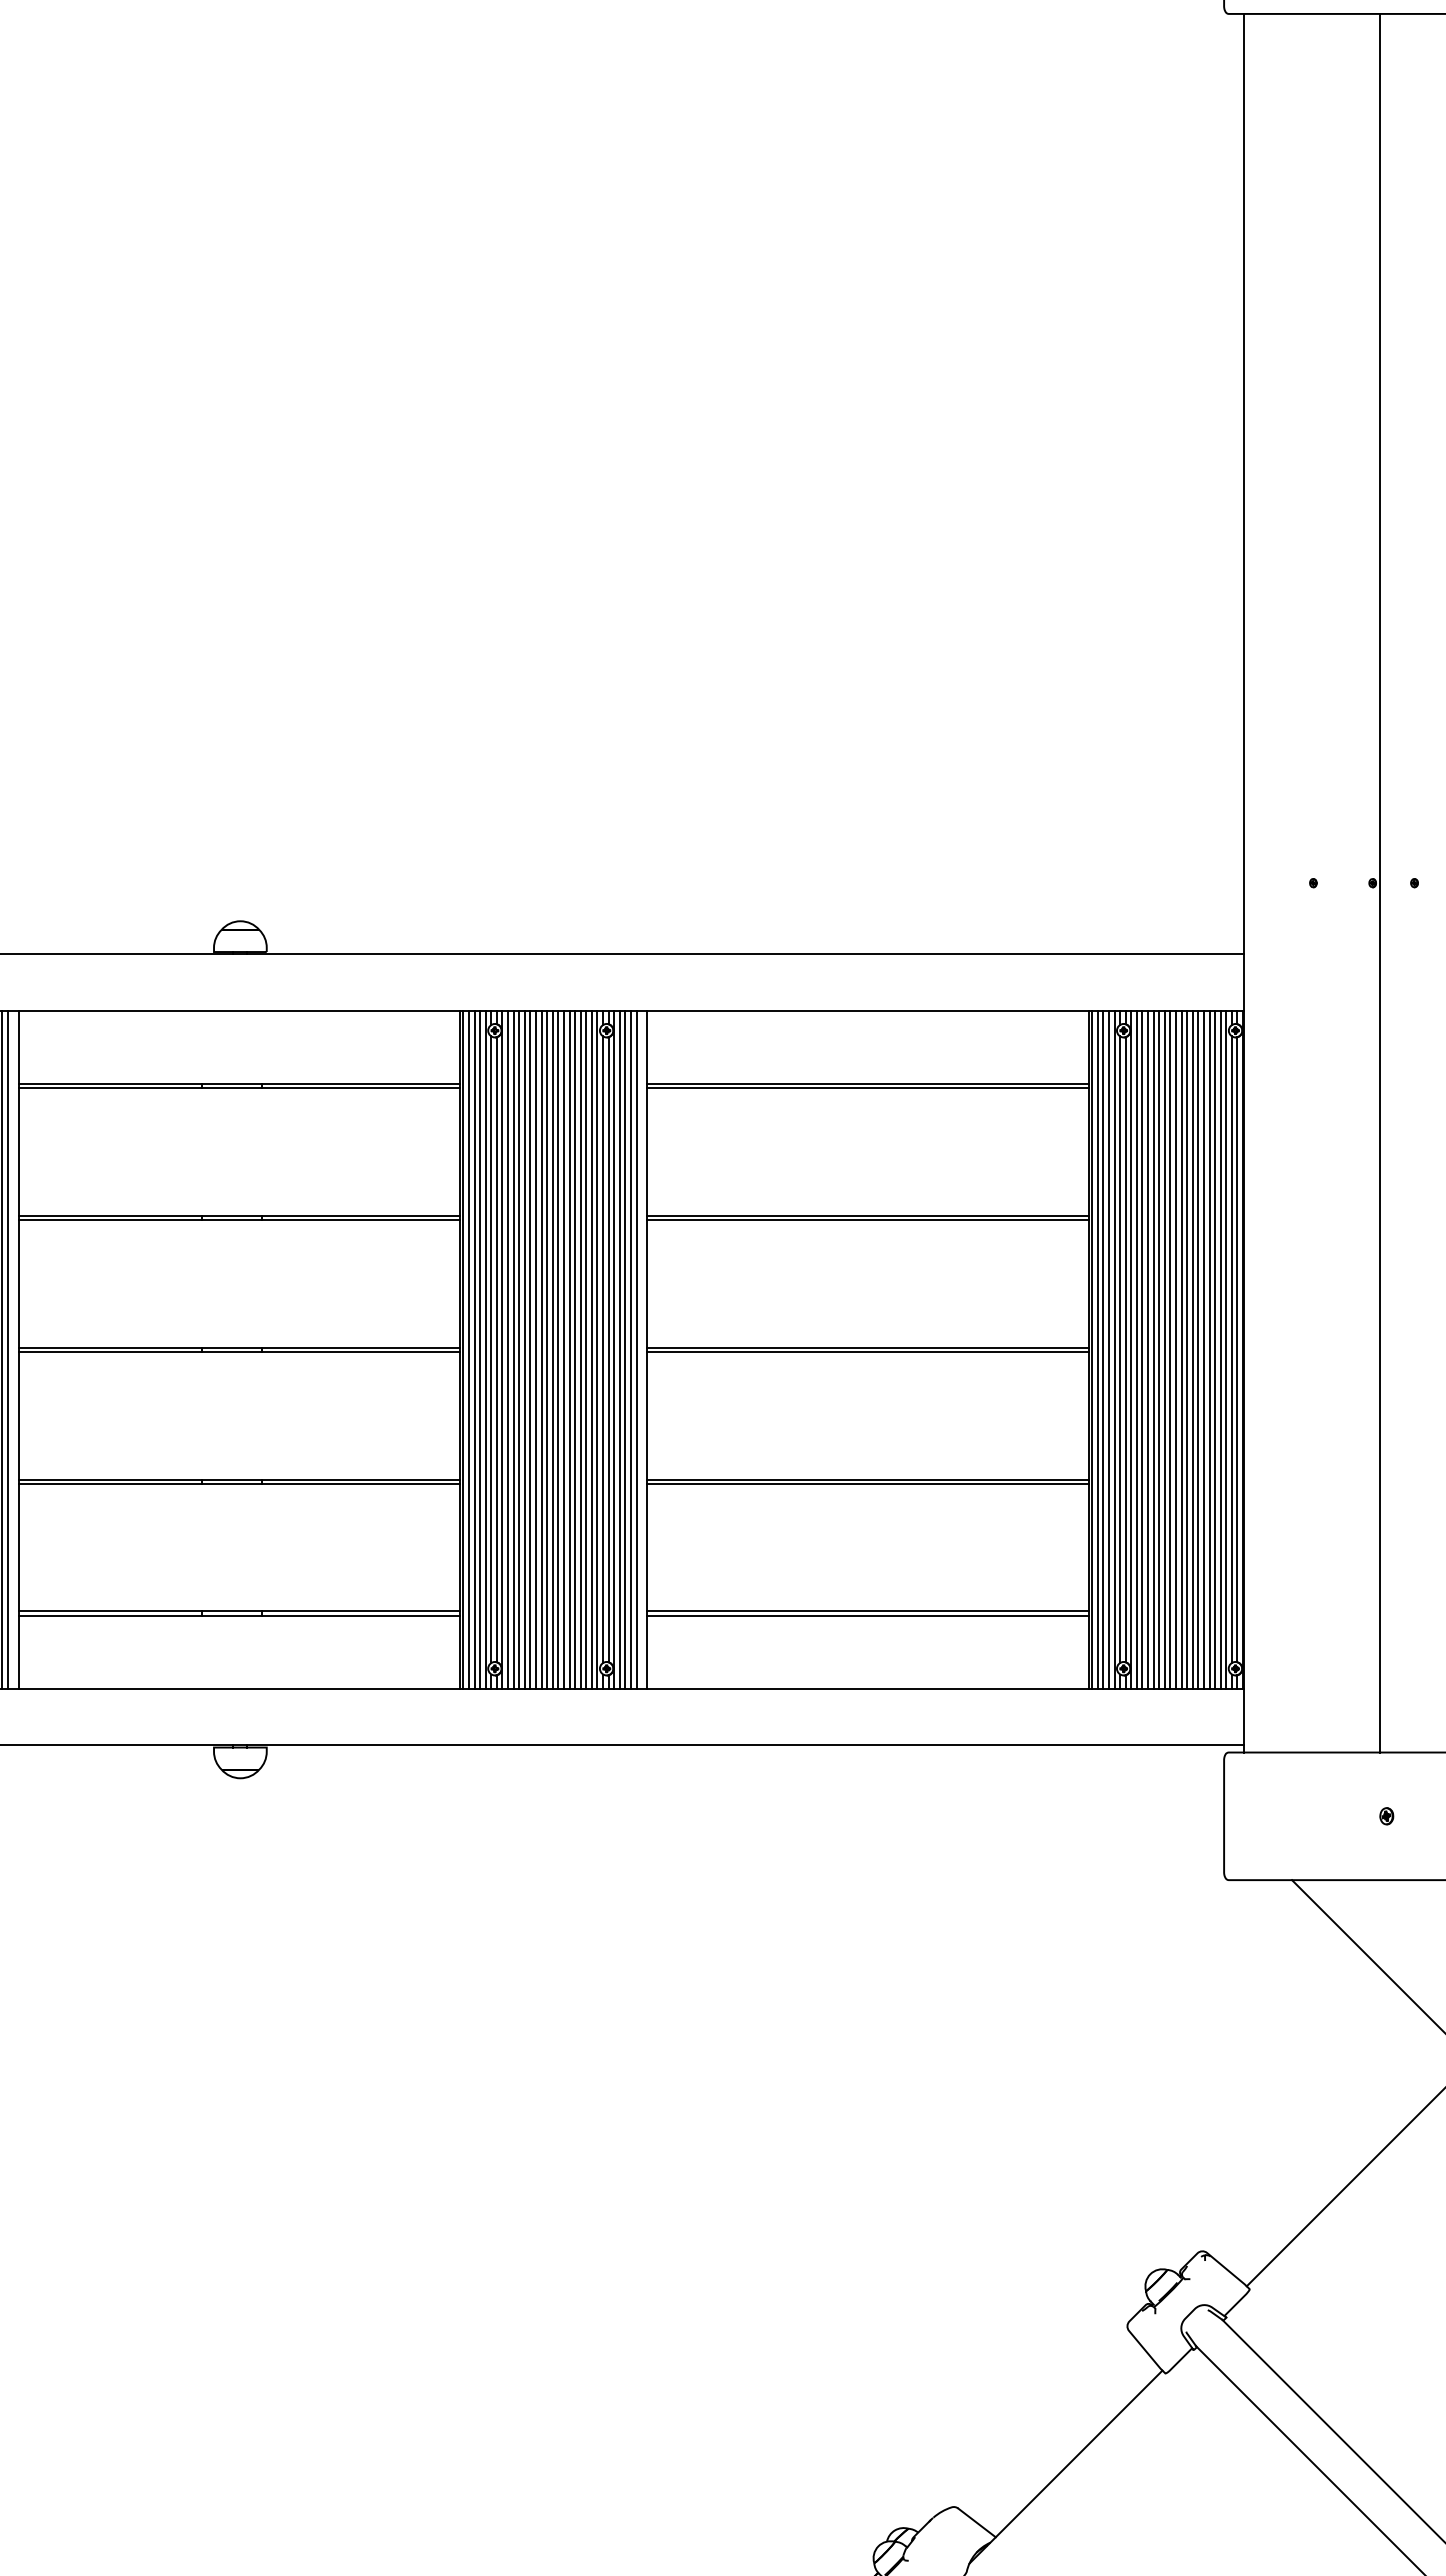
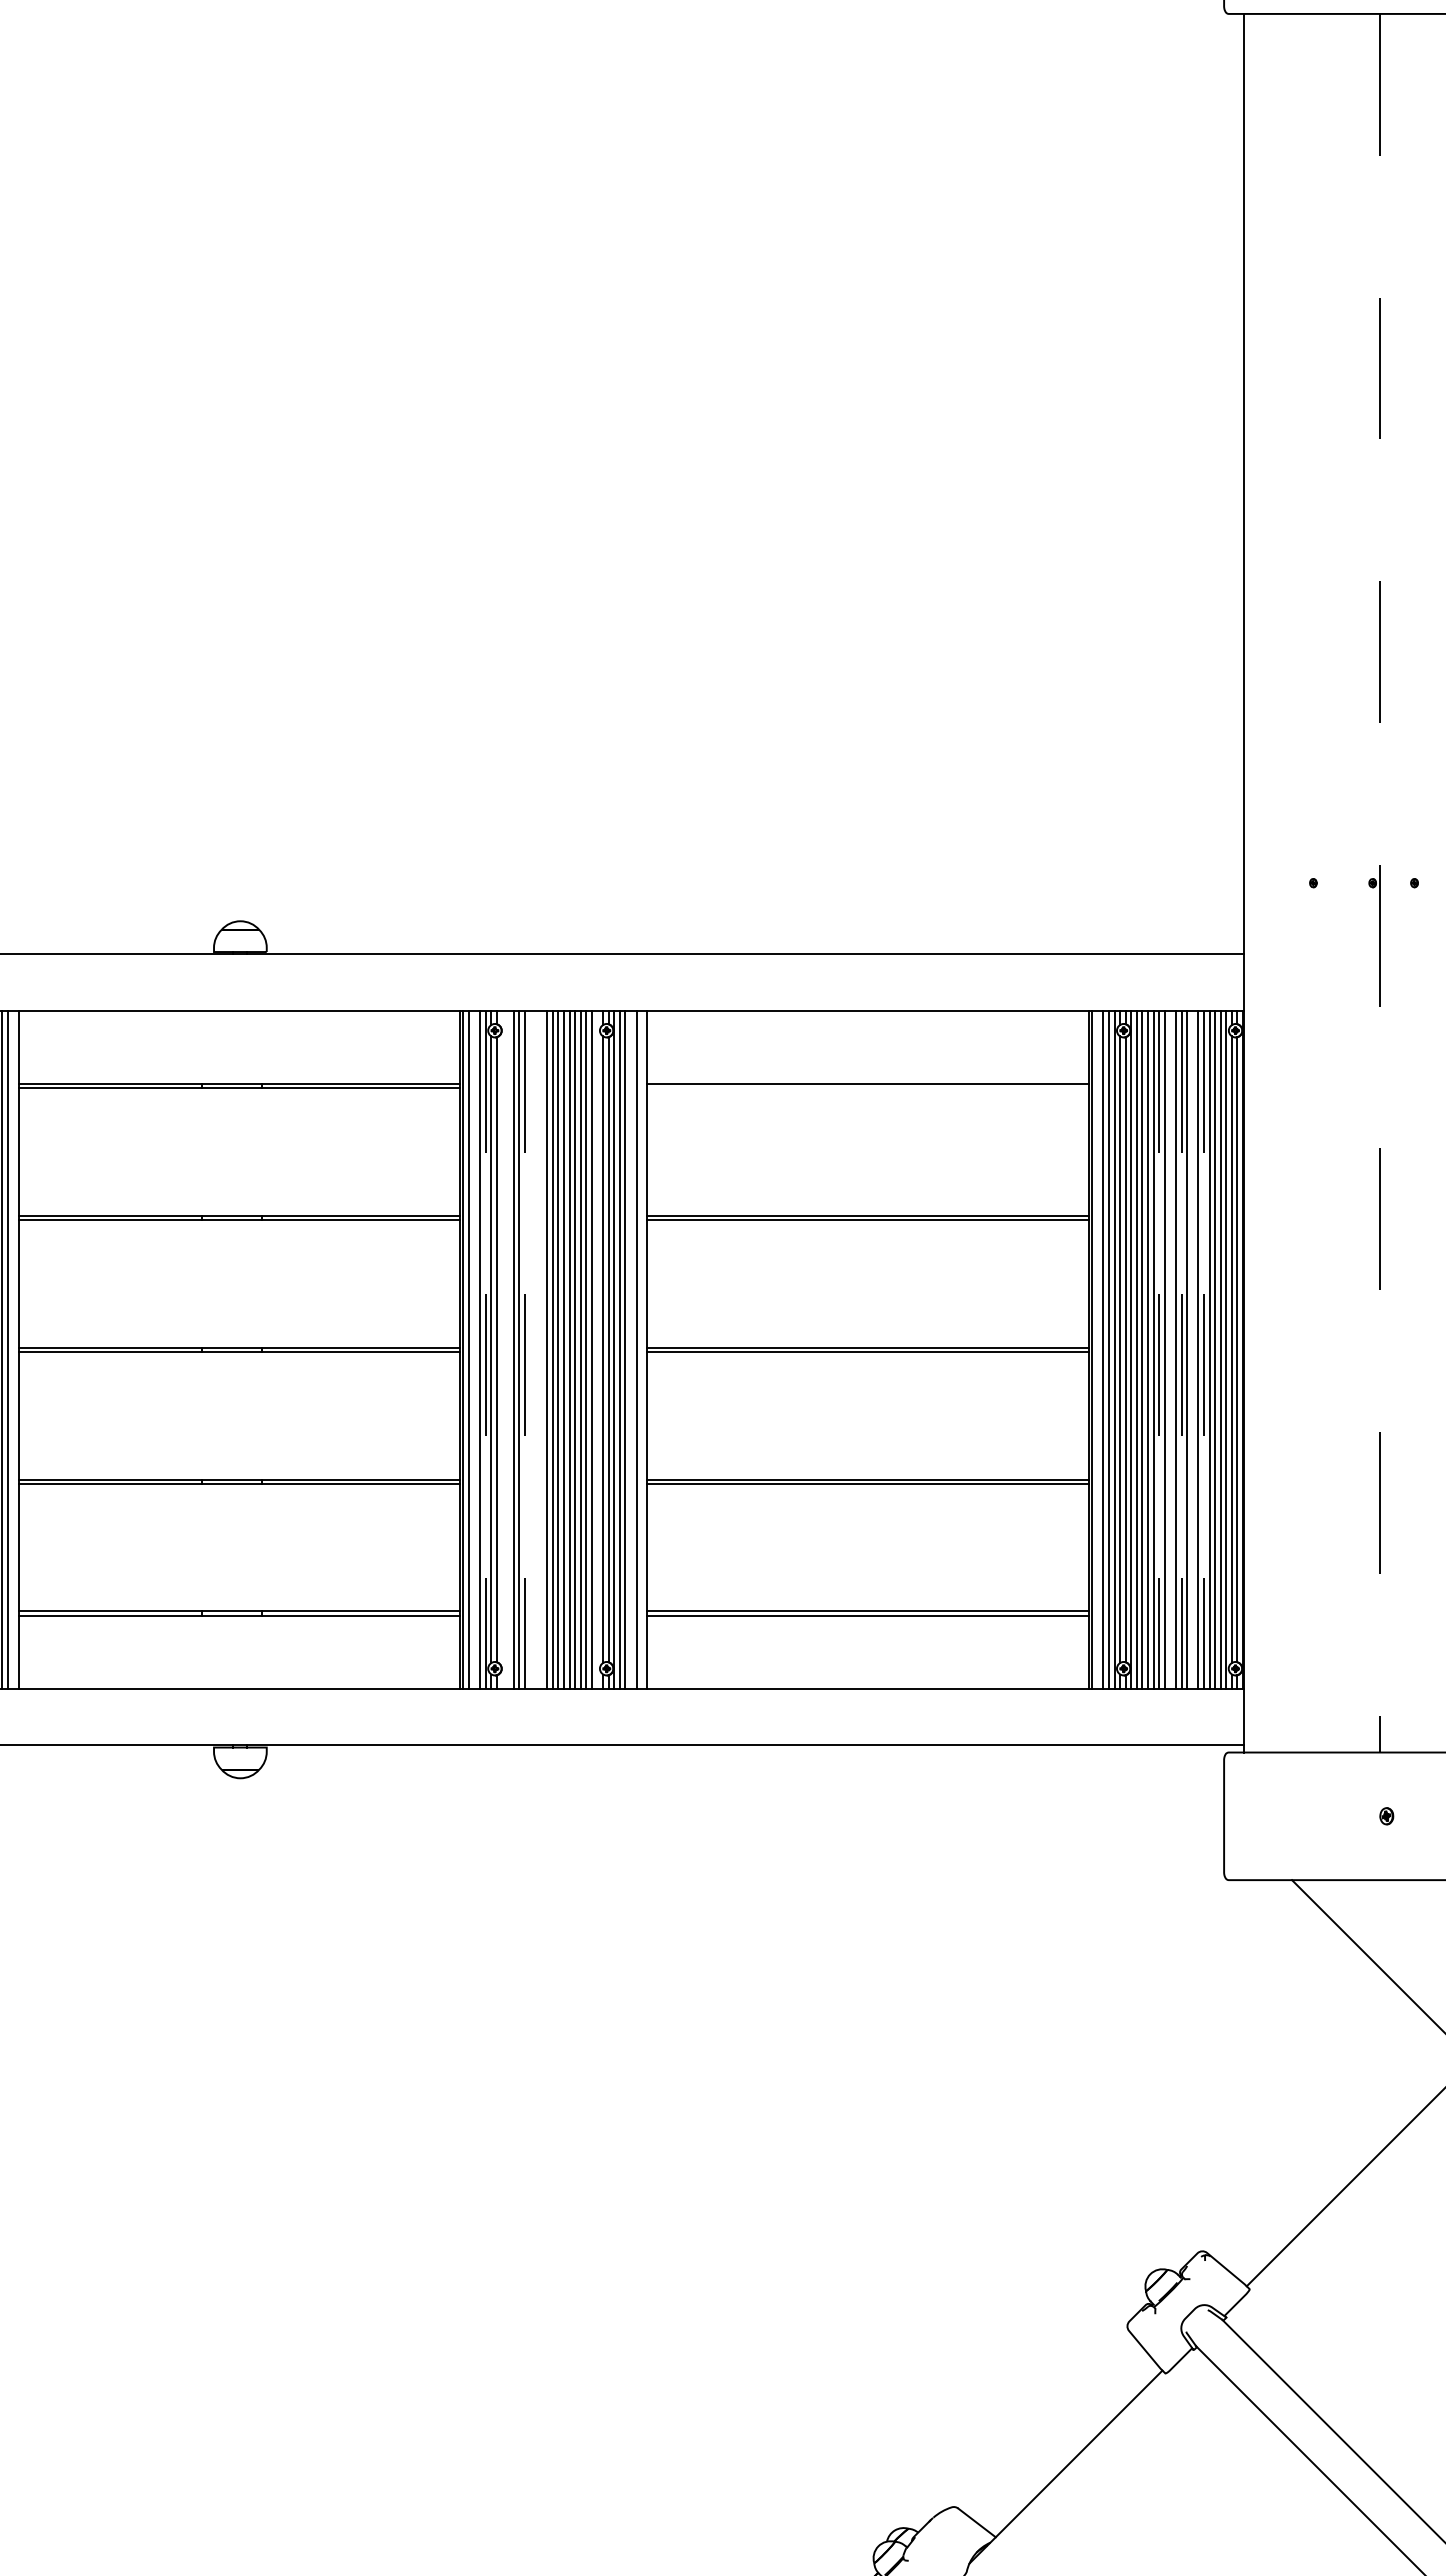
line: solid -> dashed (1380, 883)
line: present -> none (867, 1088)
line: present -> none (474, 1349)
line: solid -> dashed (485, 1349)
line: present -> none (502, 1349)
line: present -> none (508, 1349)
line: solid -> dashed (524, 1349)
line: present -> none (530, 1349)
line: present -> none (536, 1349)
line: present -> none (541, 1349)
line: present -> none (597, 1349)
line: present -> none (631, 1349)
line: present -> none (1097, 1349)
line: solid -> dashed (1159, 1349)
line: present -> none (1170, 1349)
line: solid -> dashed (1181, 1349)
line: present -> none (1192, 1349)
line: solid -> dashed (1203, 1349)
